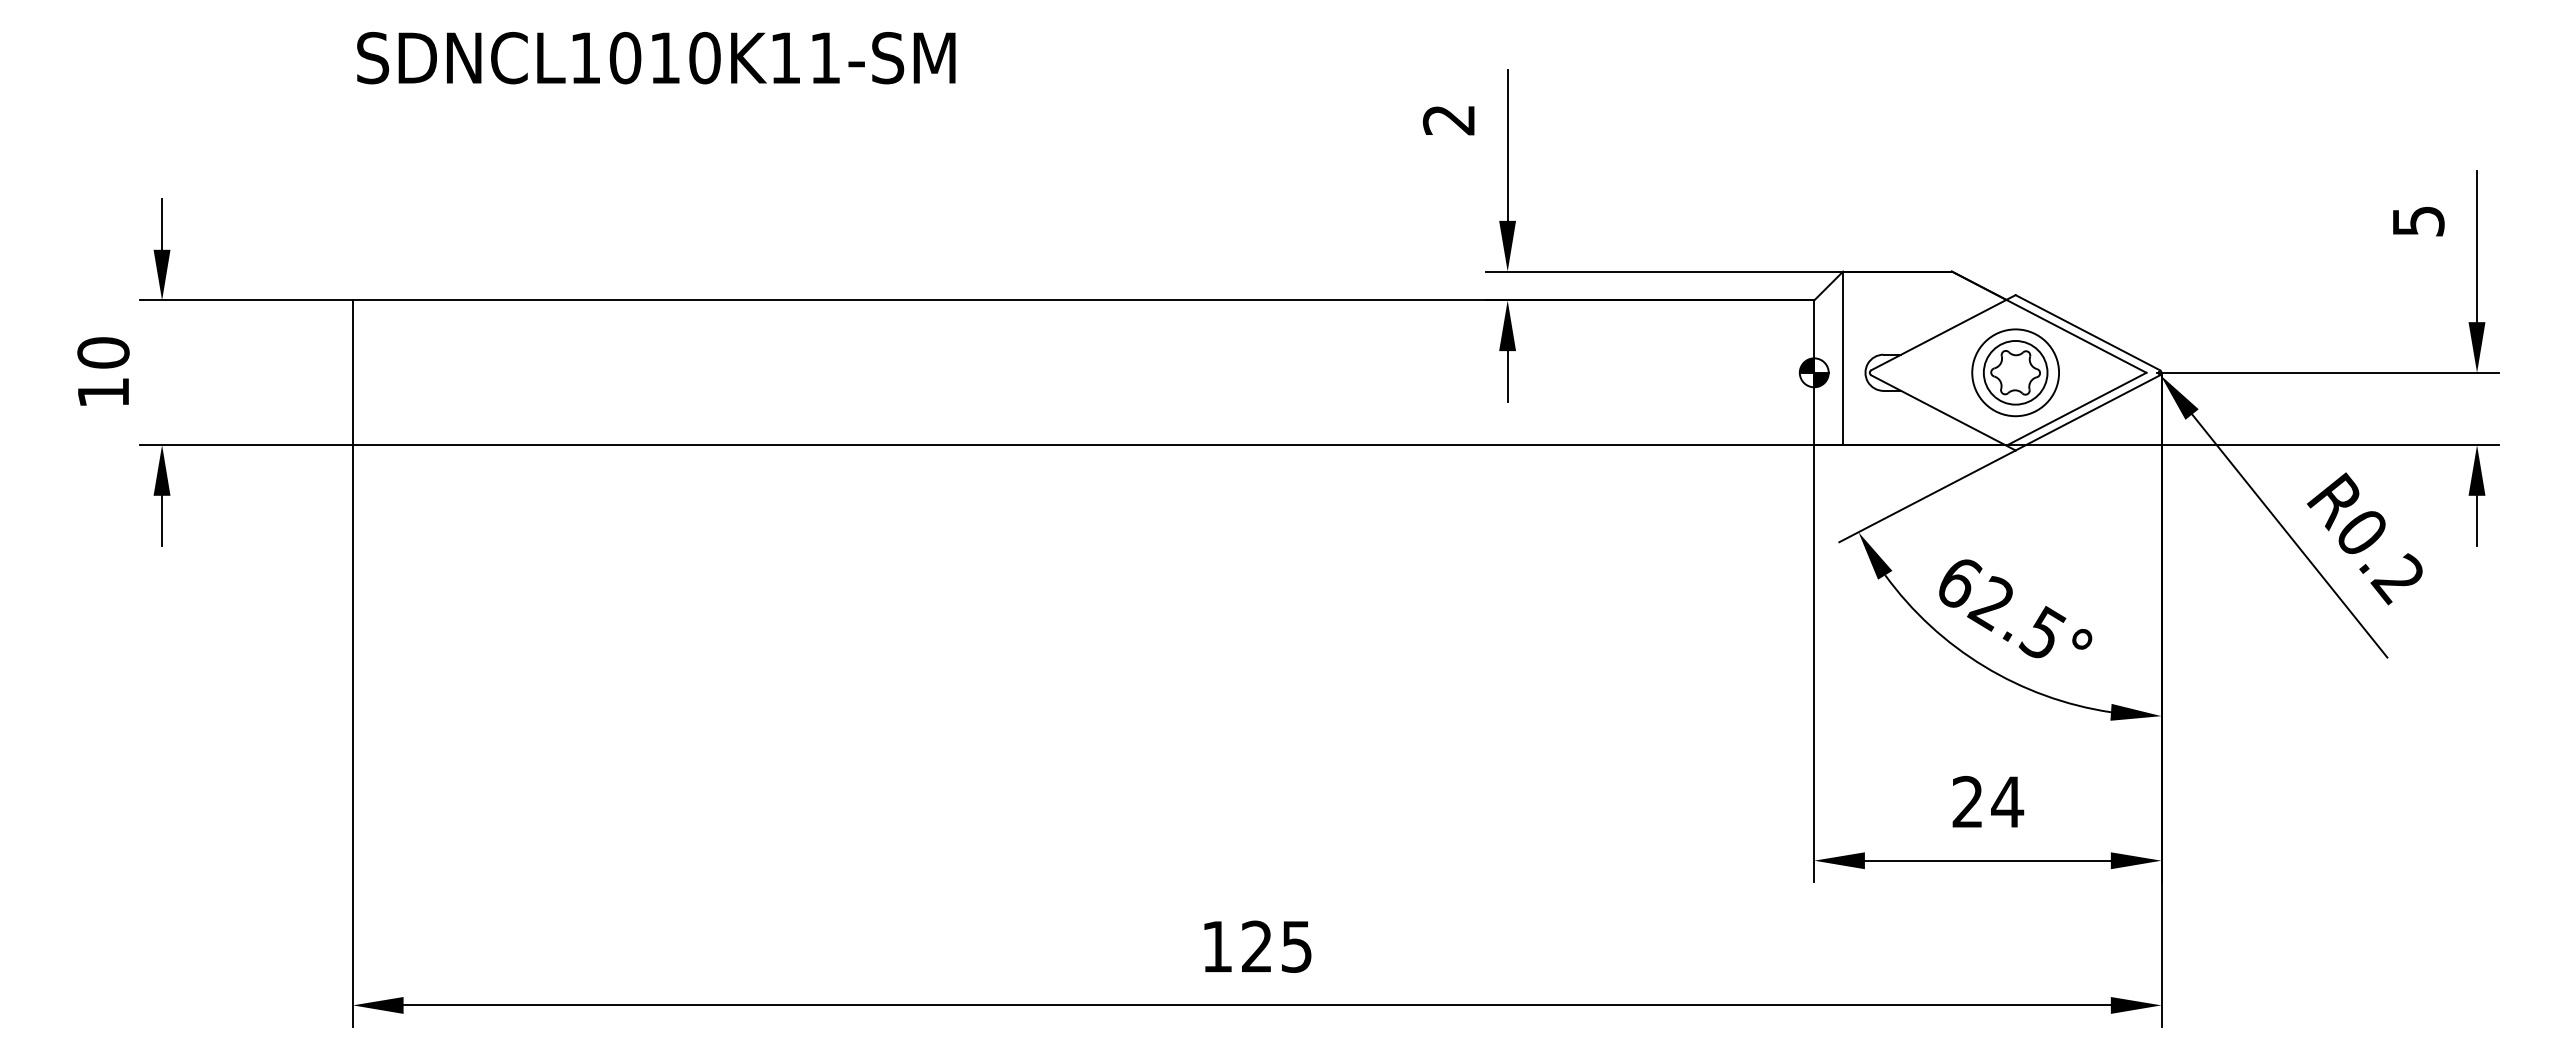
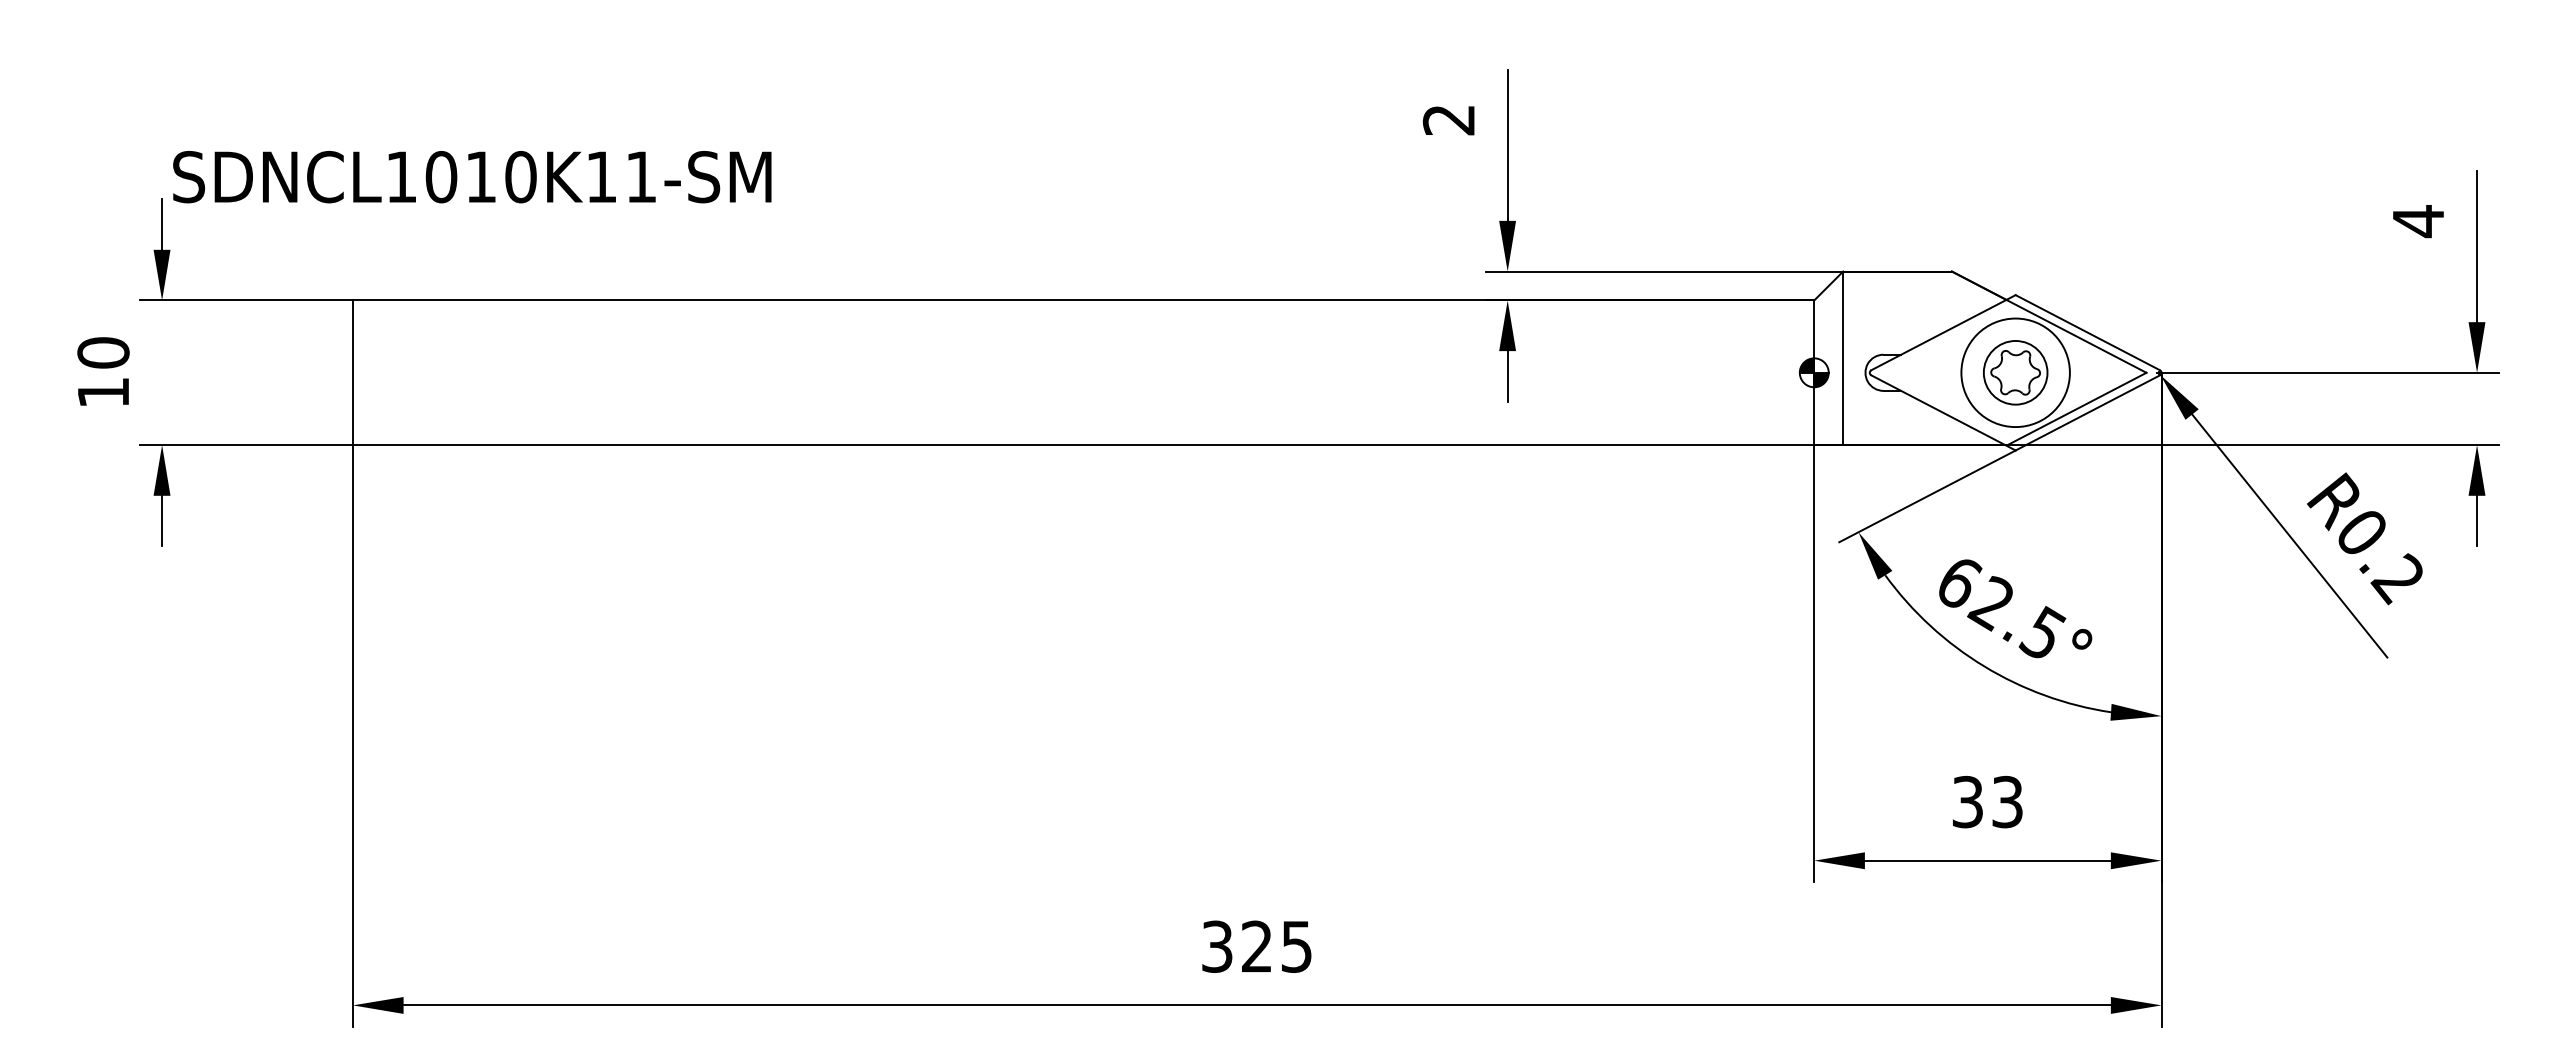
text position: (656, 58) -> (472, 177) (472, 177)
text: 5 -> 4 (2418, 221)
circle diameter: 87 px -> 109 px (2015, 372)
text: 24 -> 33 (1988, 801)
text: 125 -> 325 (1217, 946)
